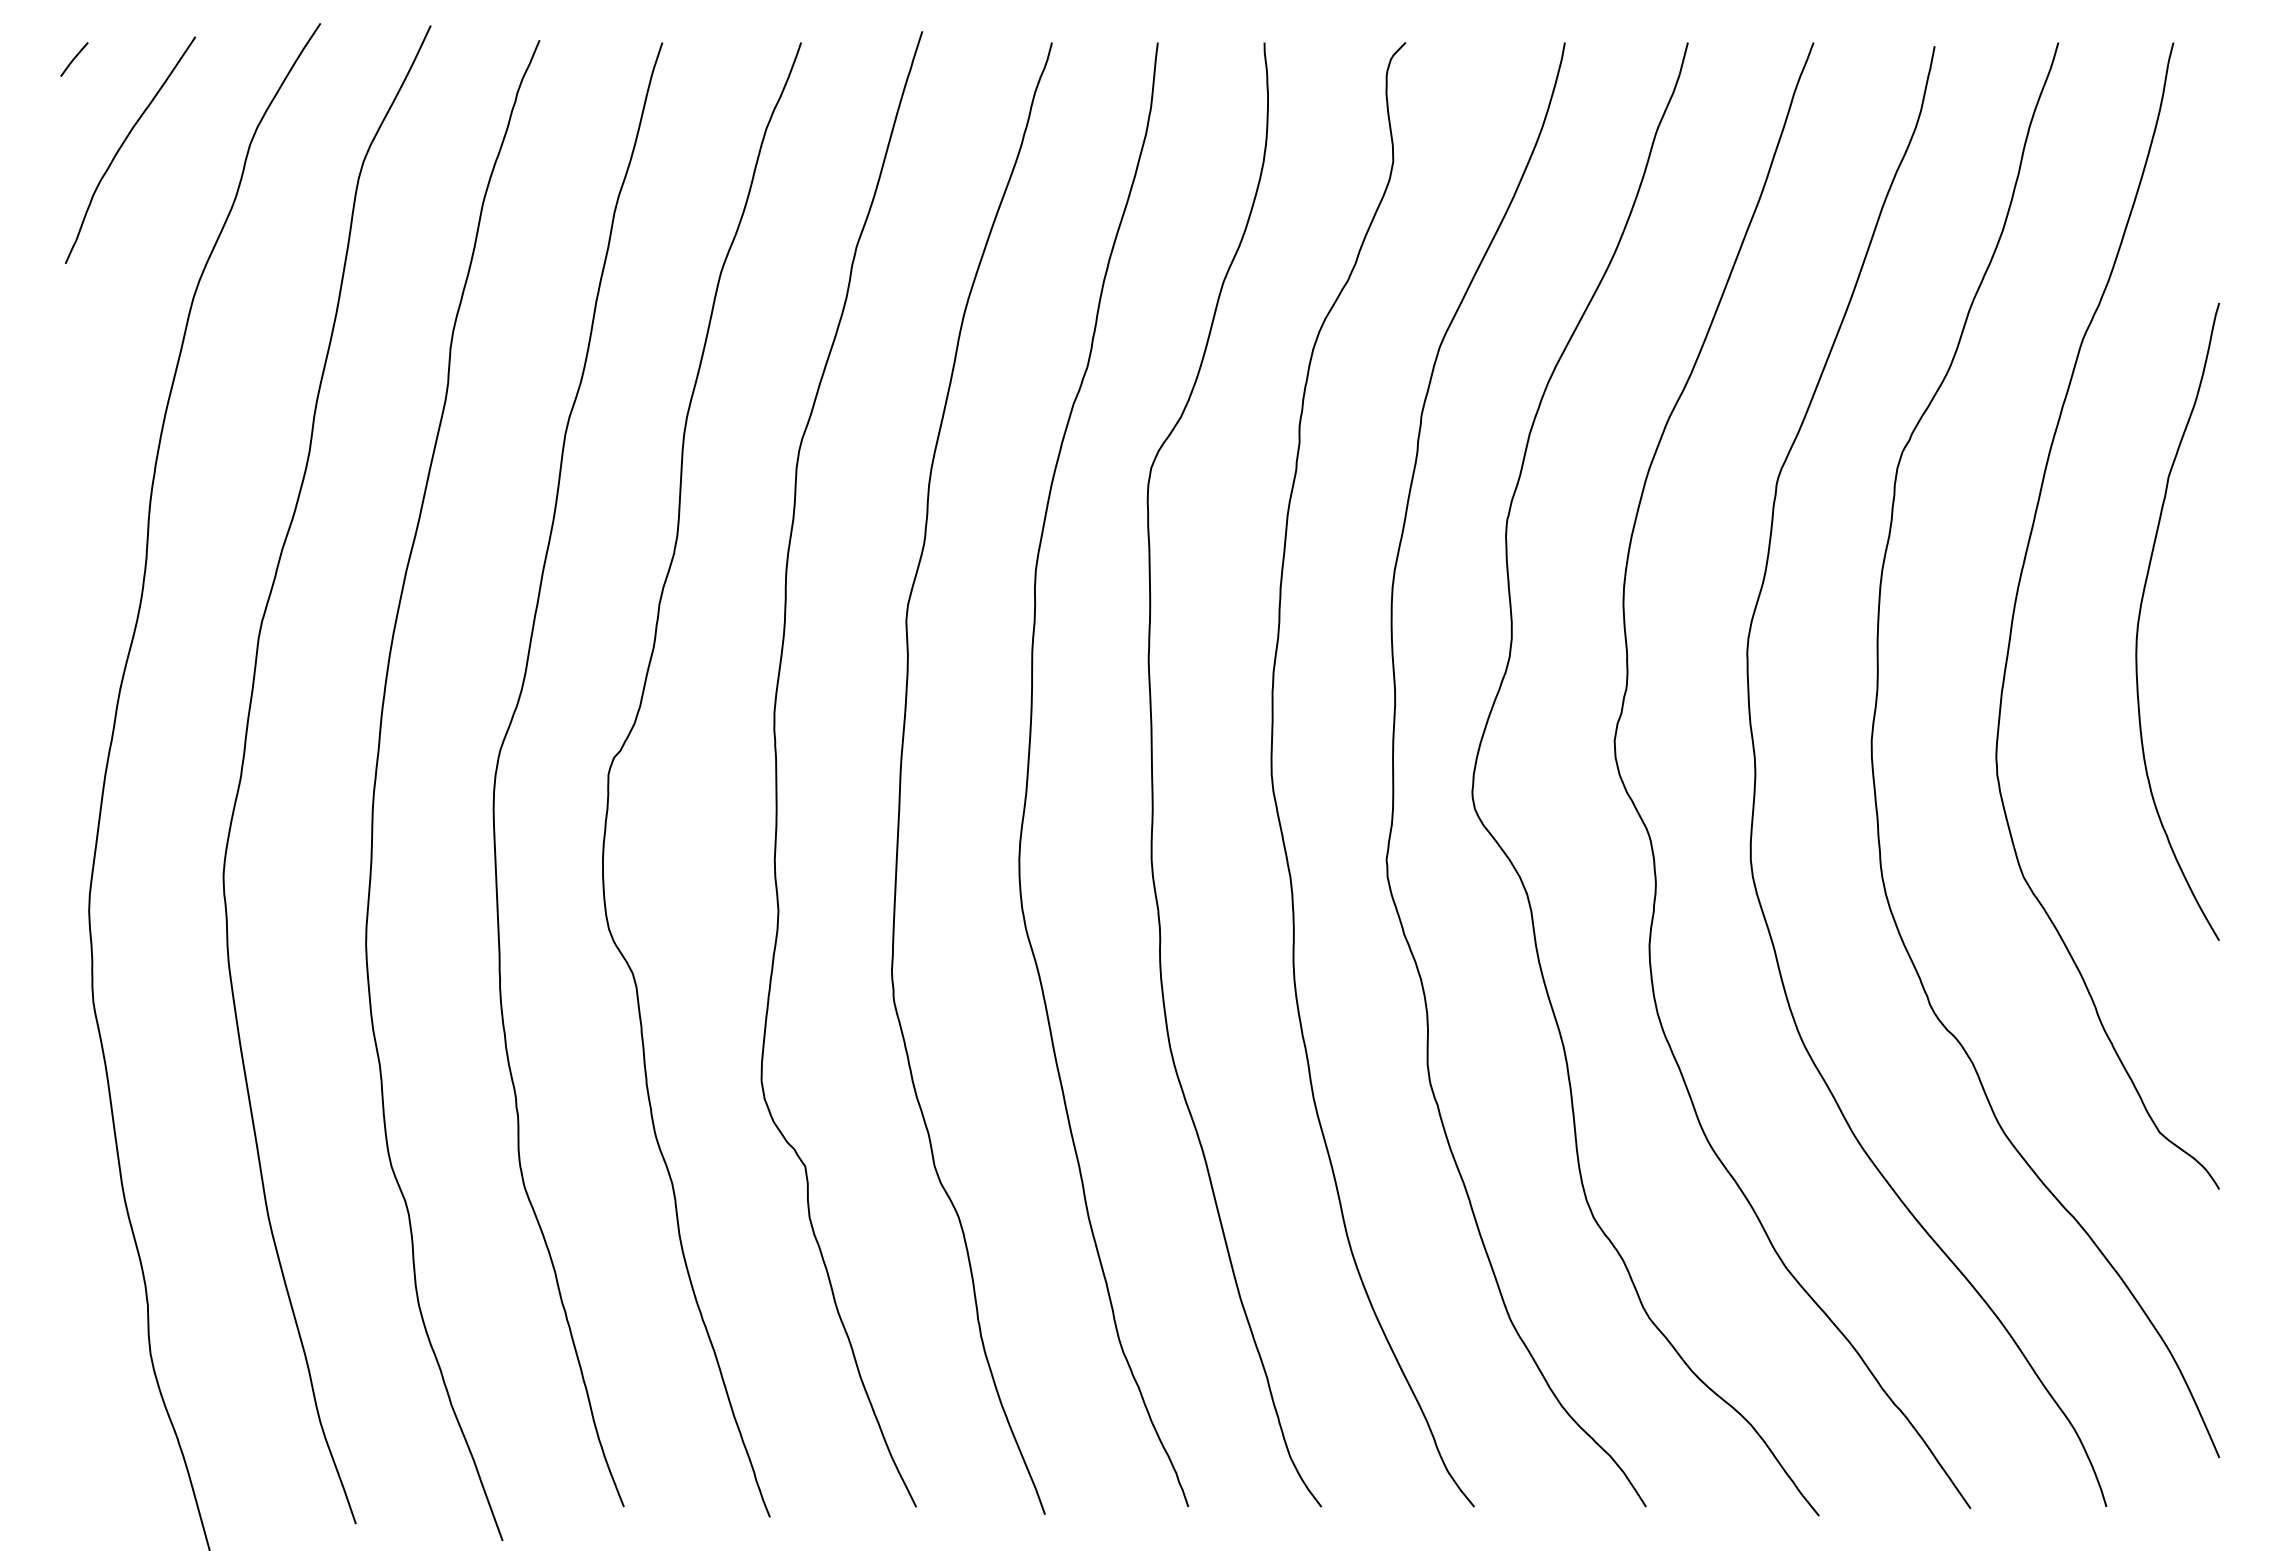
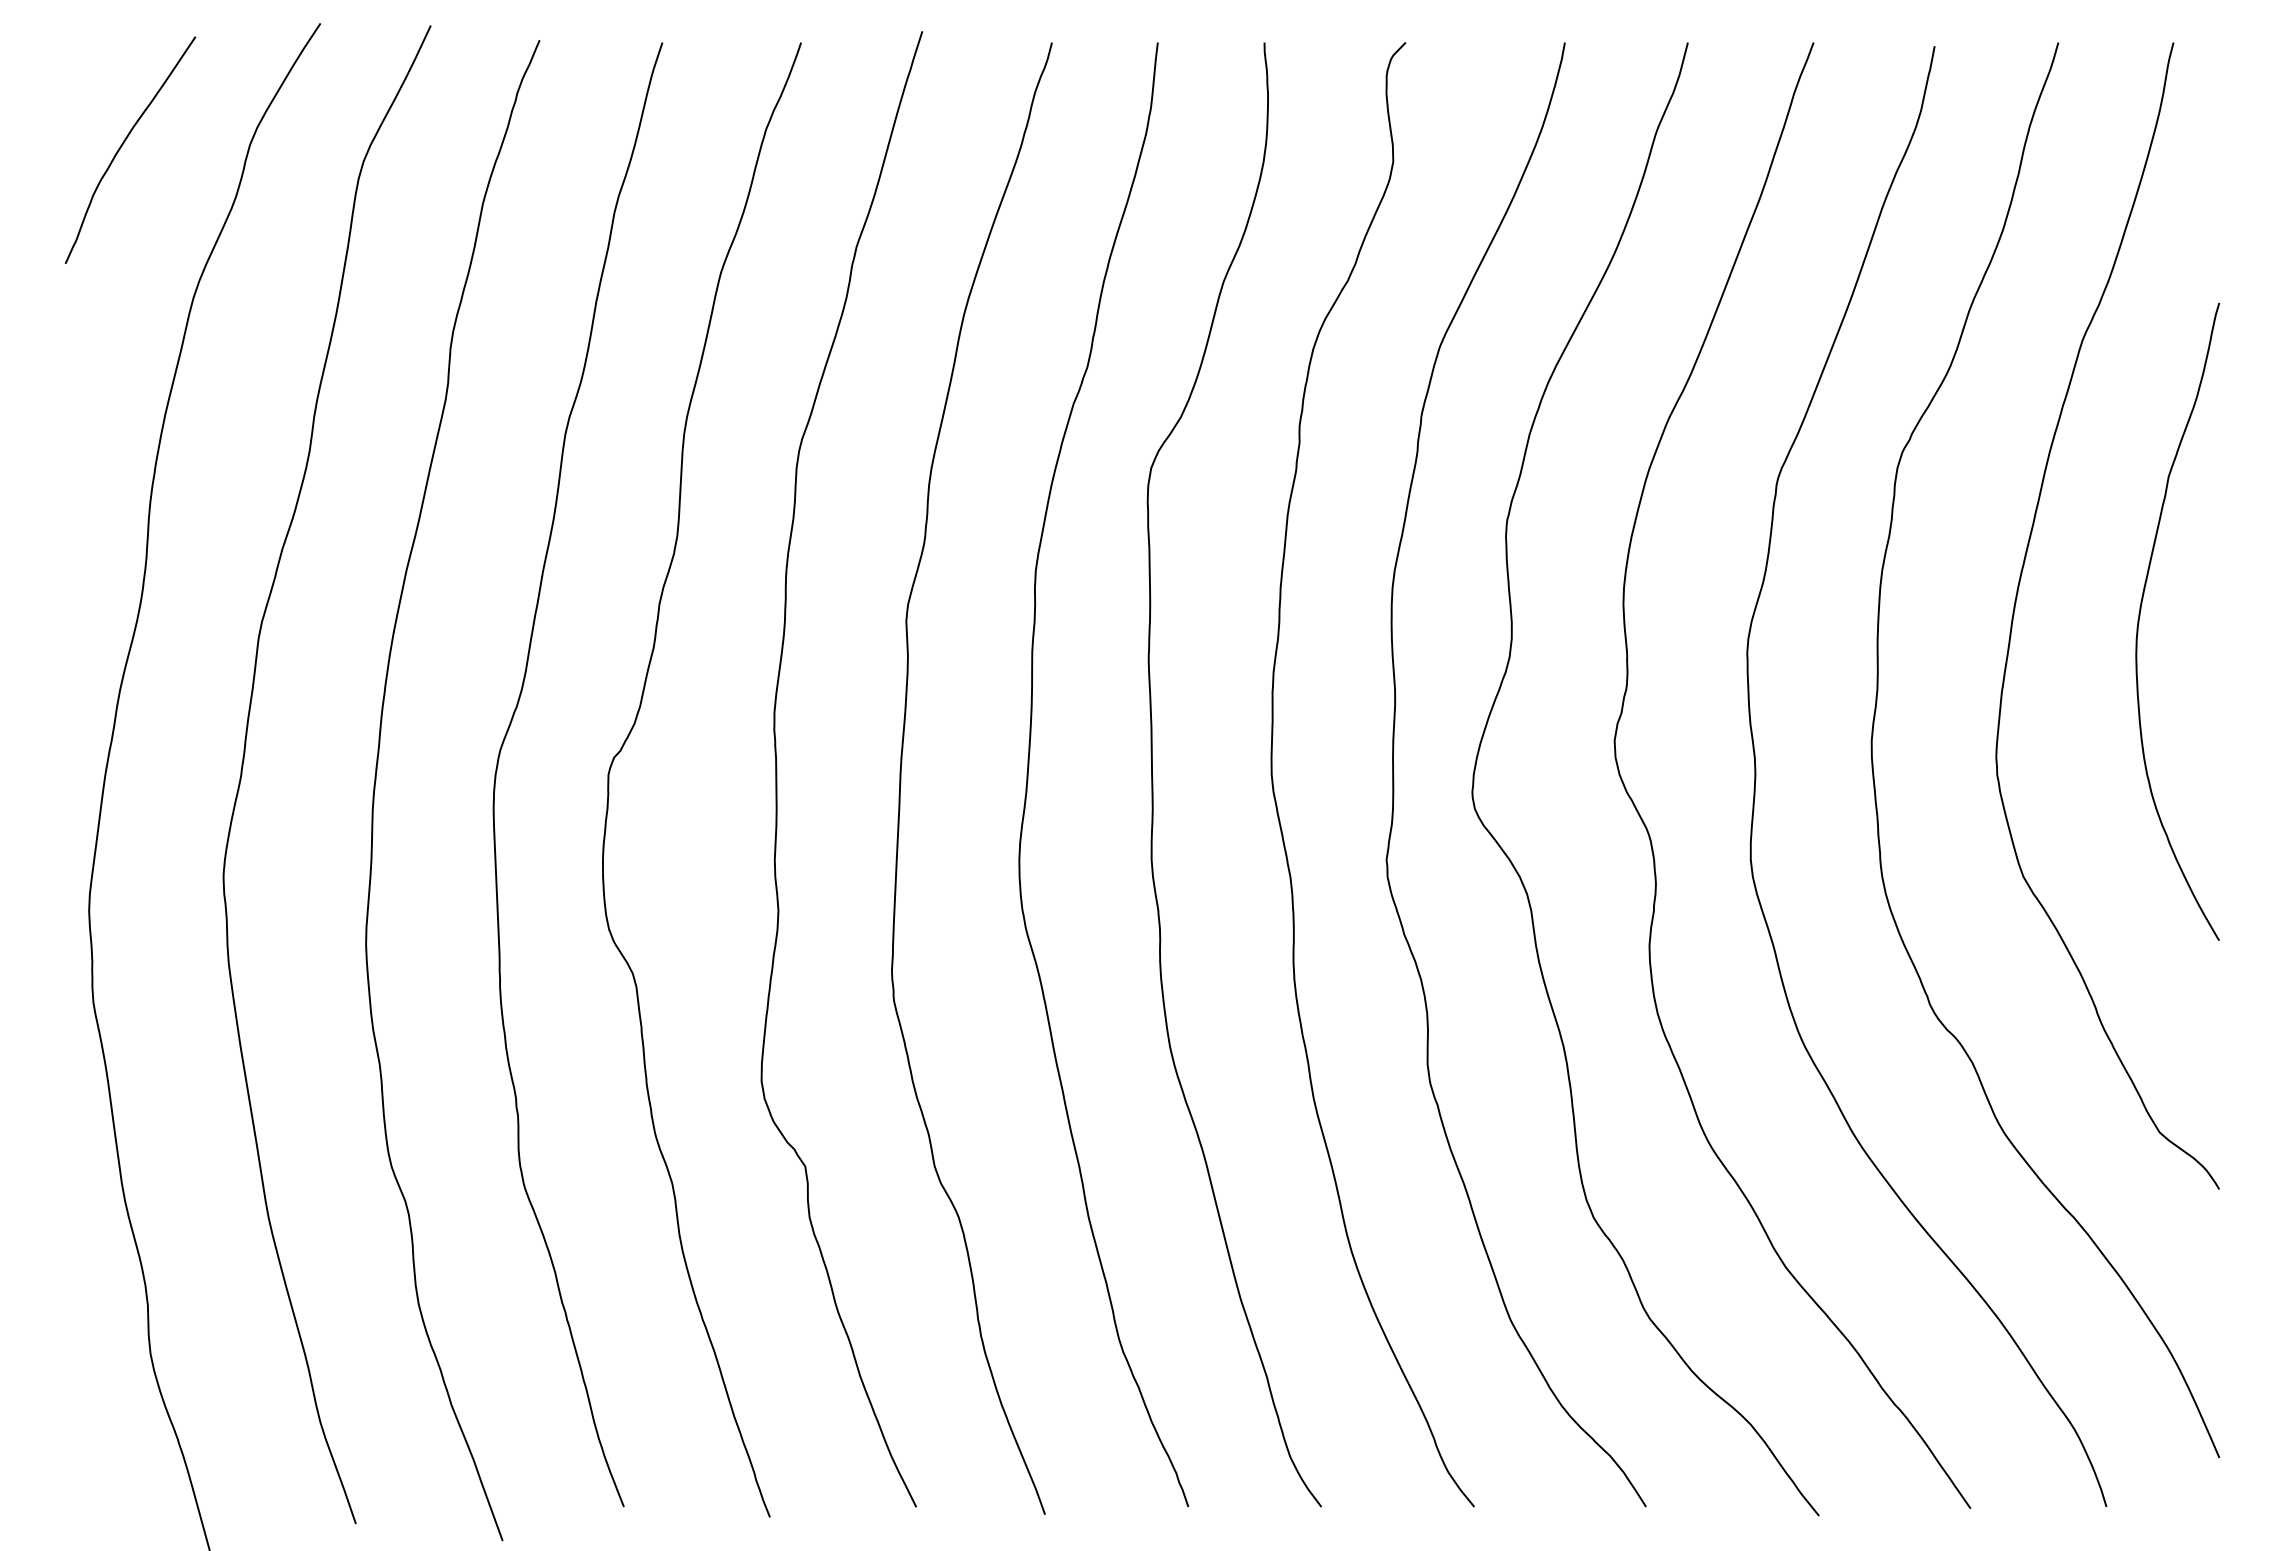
line: present -> none (74, 59)
